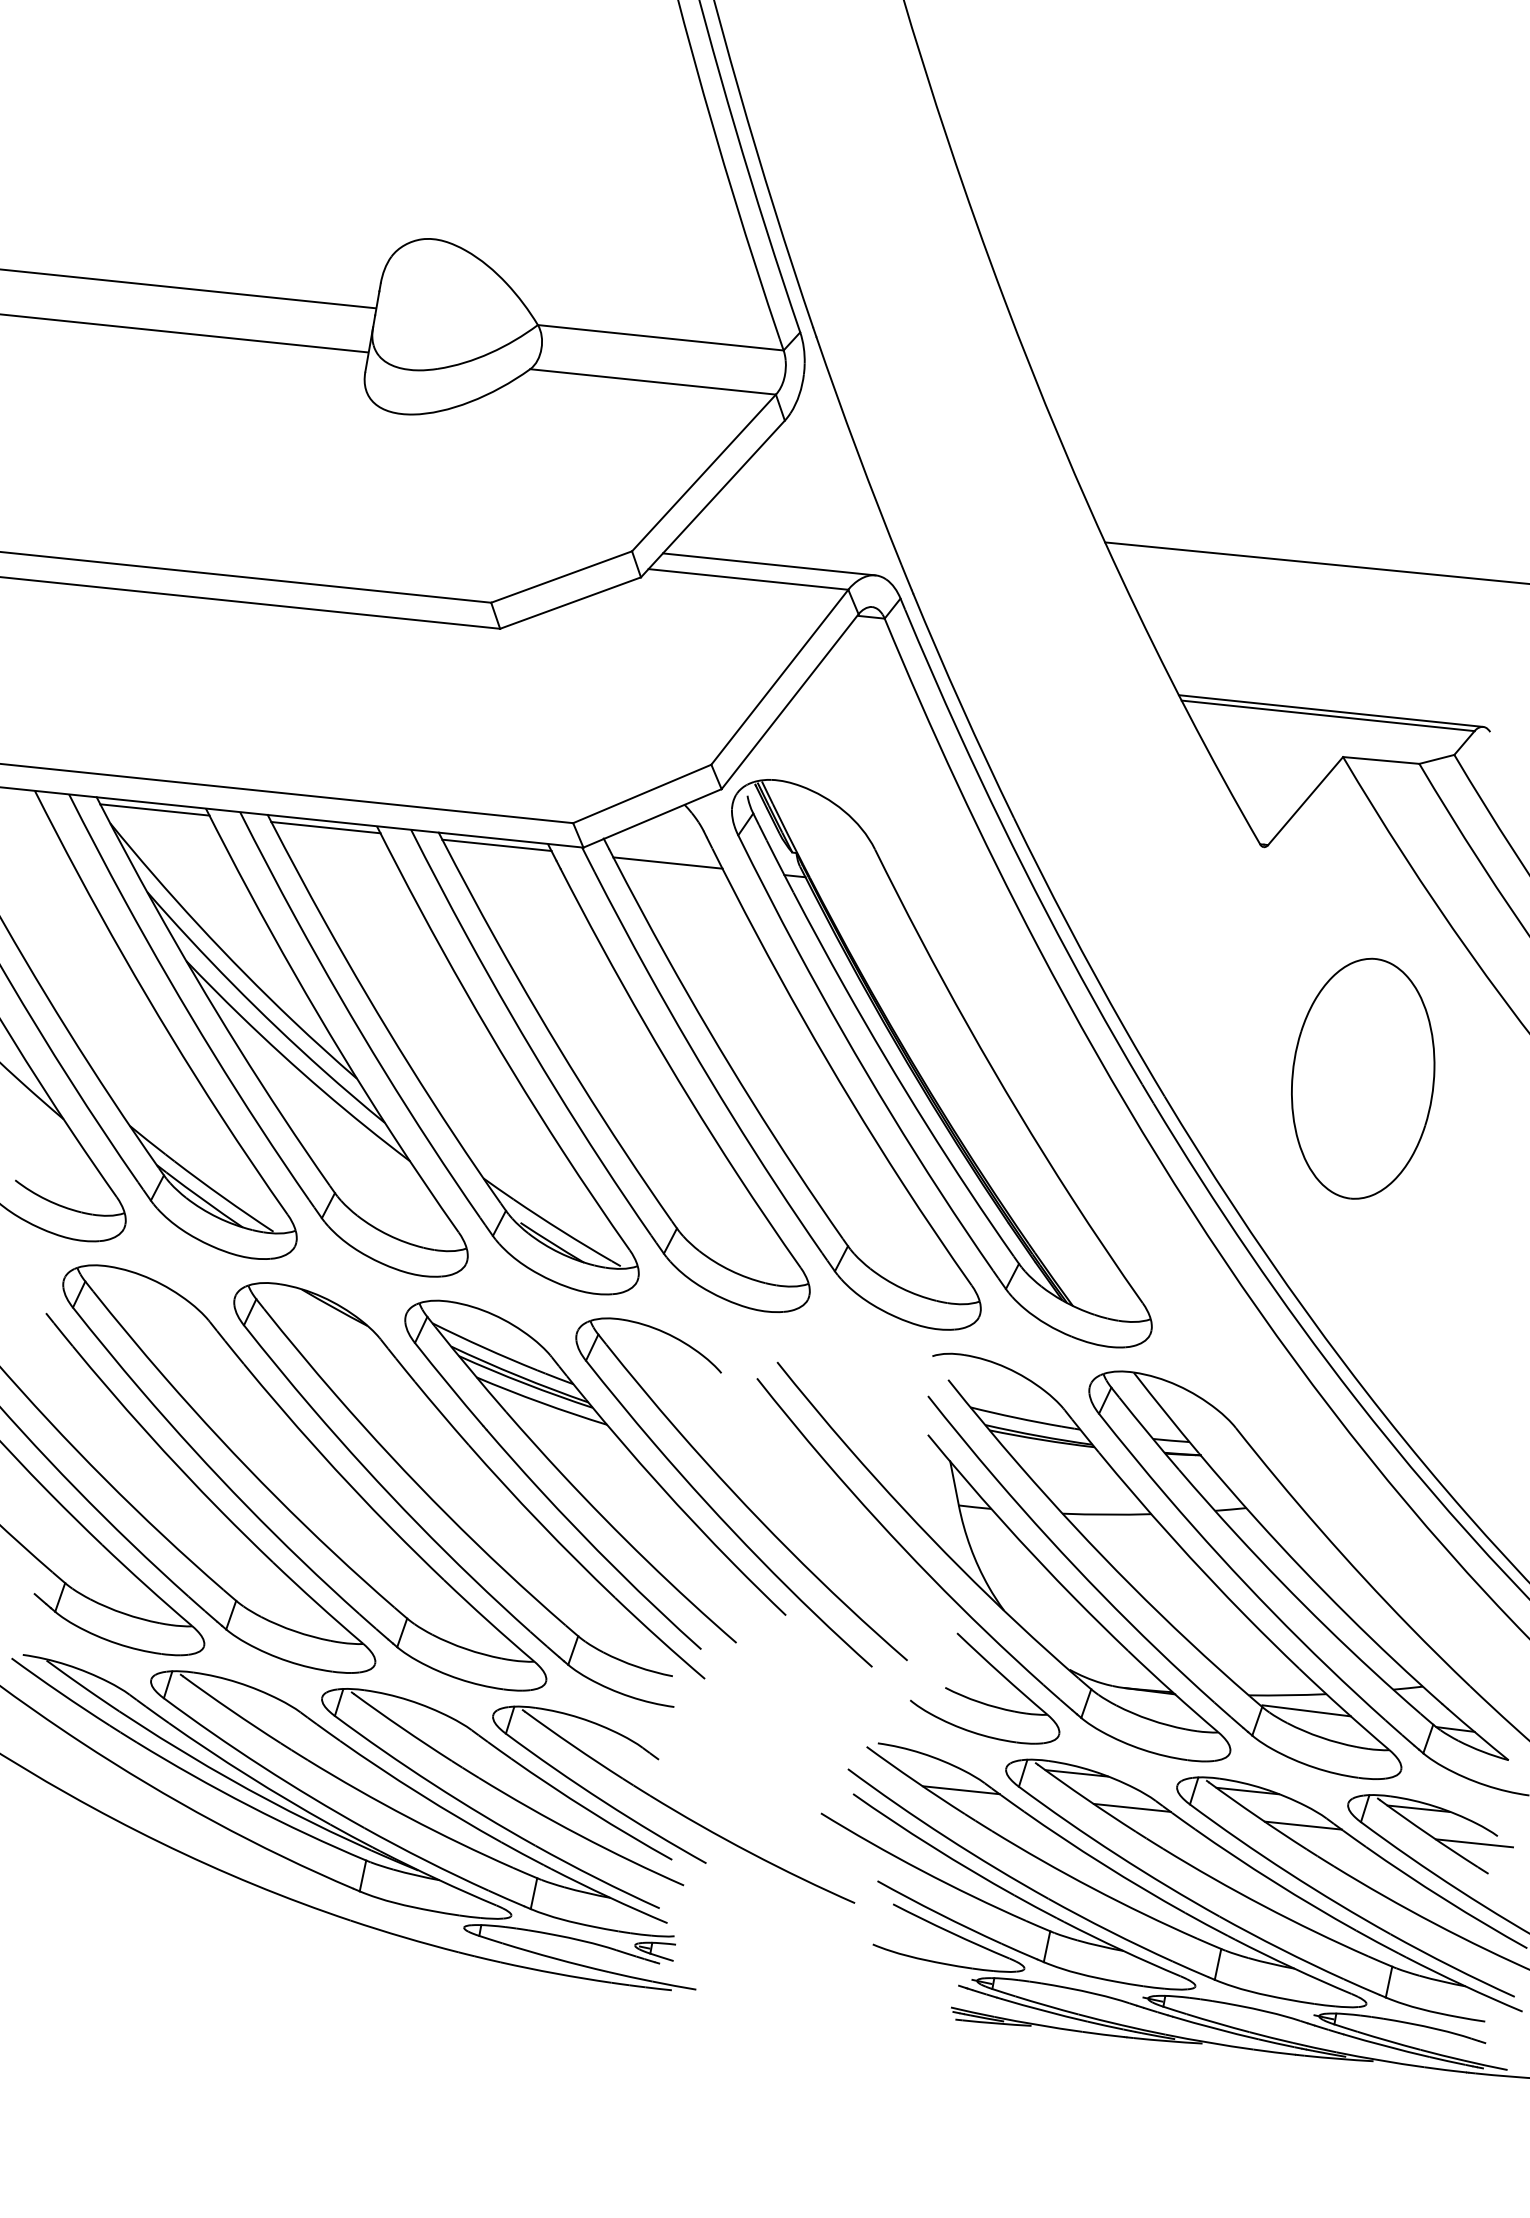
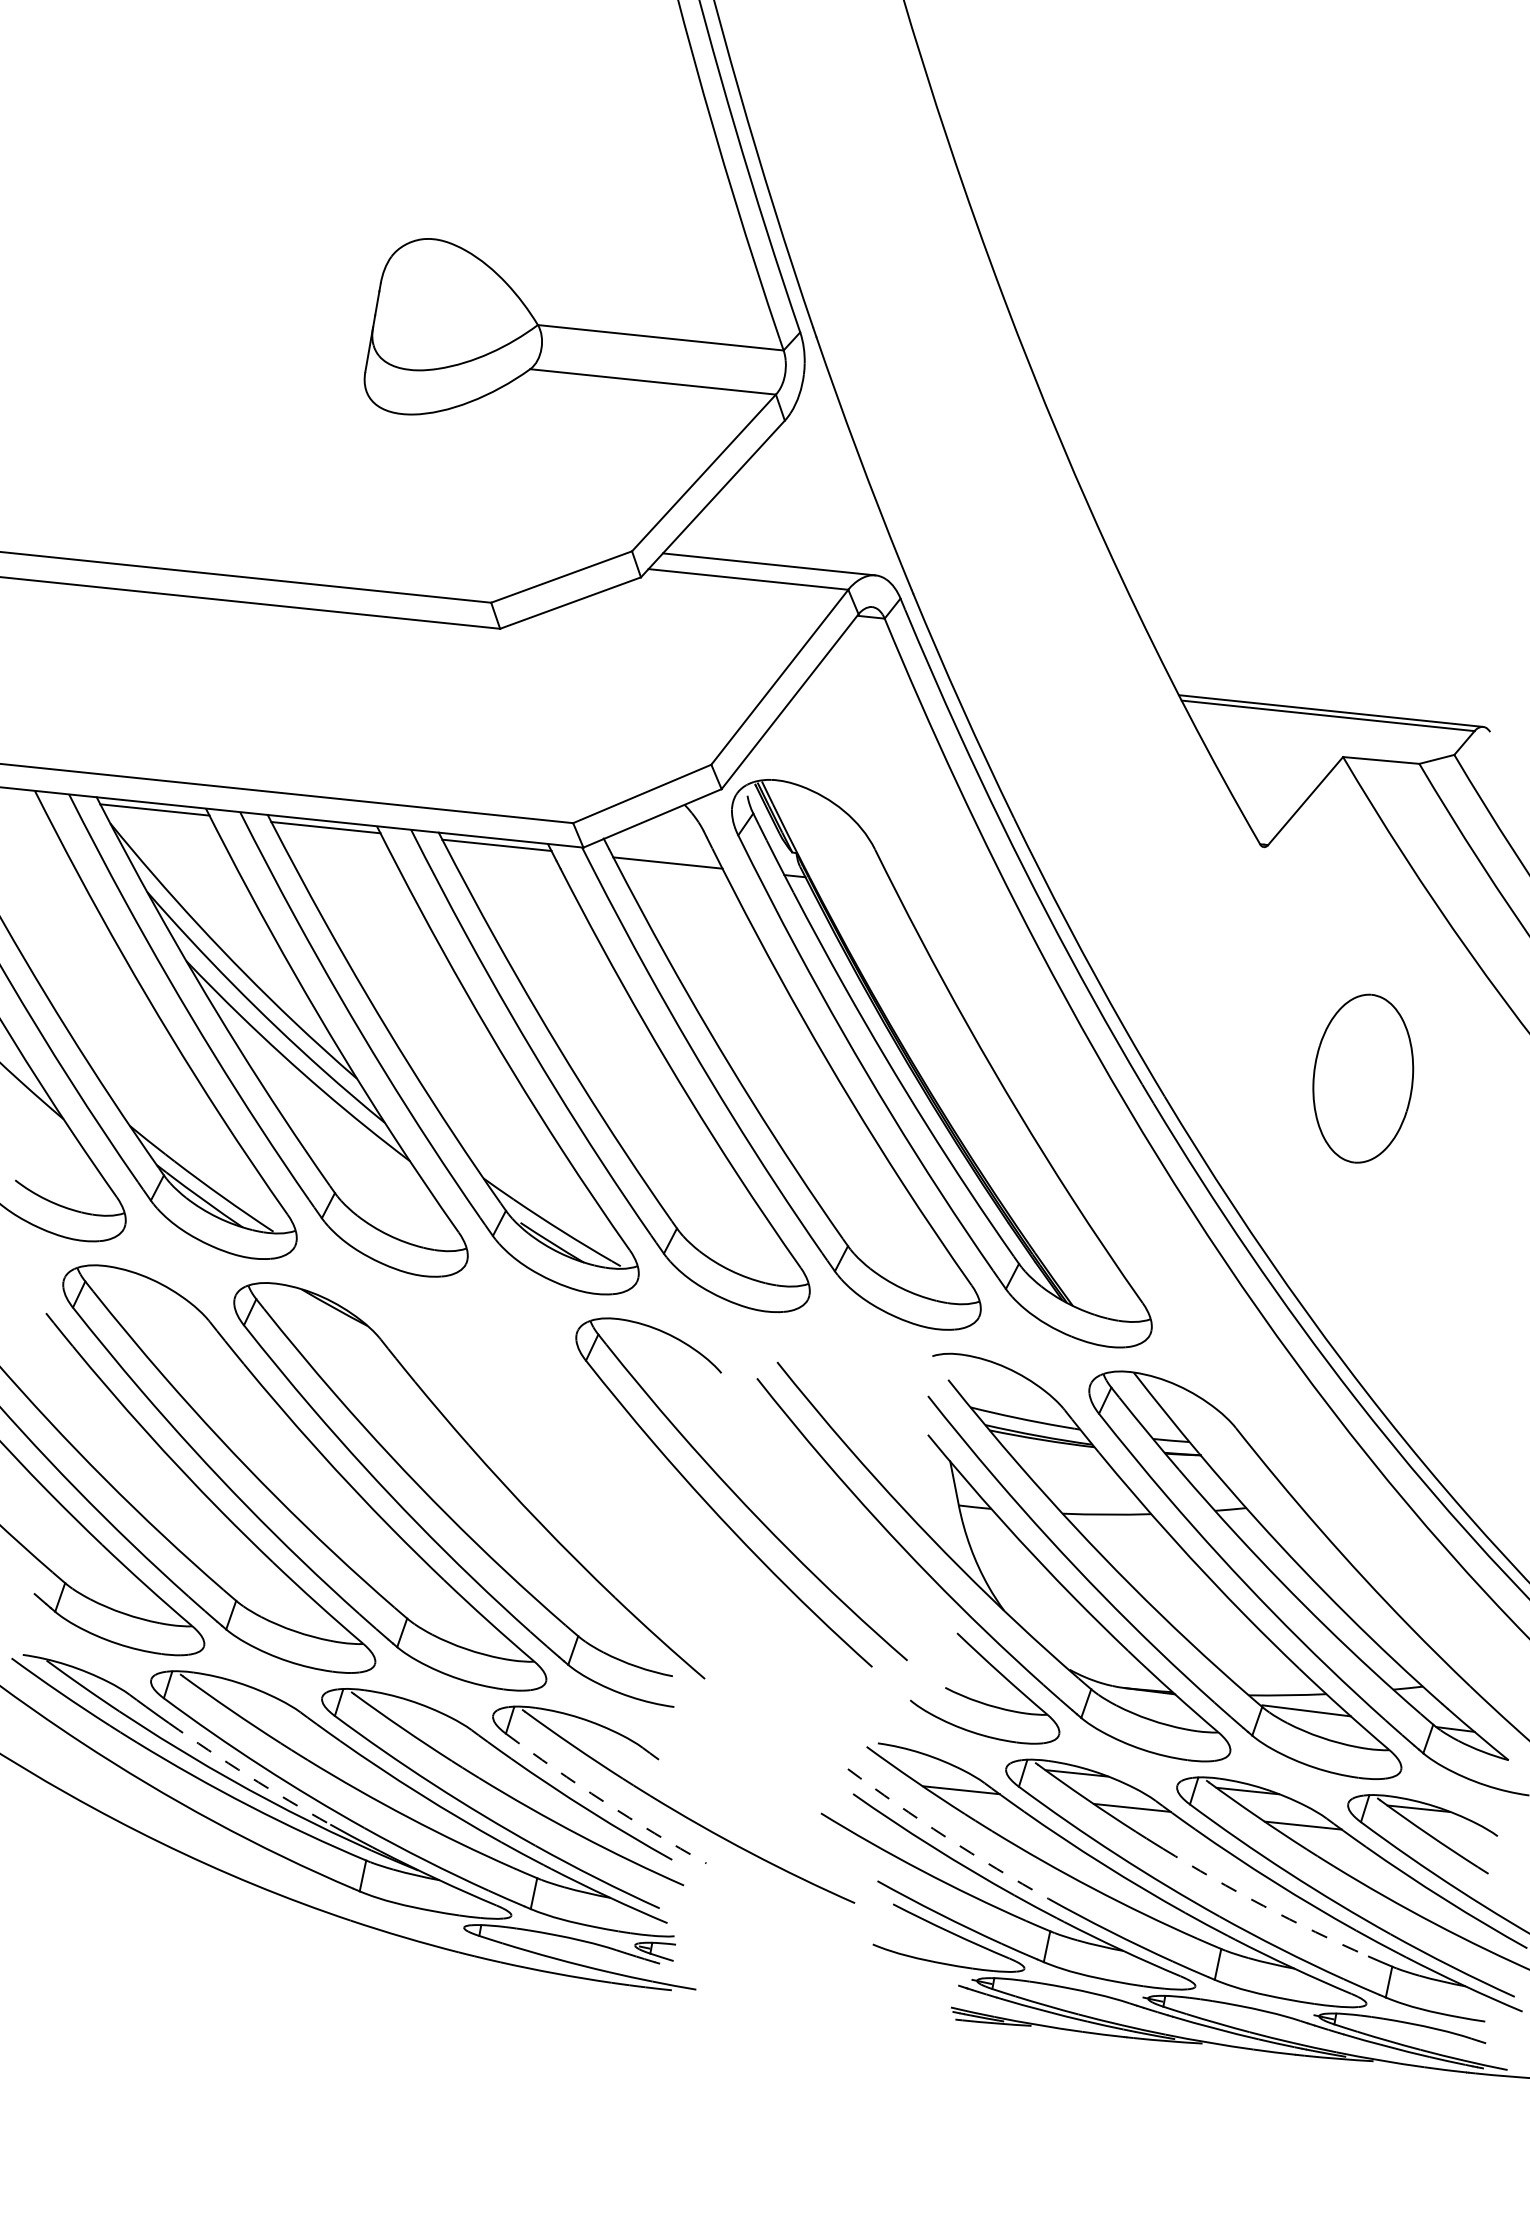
line: present -> none (188, 288)
line: present -> none (184, 333)
line: present -> none (1315, 562)
part size: 145x243 px -> 103x171 px (1363, 1078)
part: present -> none (578, 1490)
arc: solid -> dashed (248, 1775)
arc: solid -> dashed (604, 1801)
arc: solid -> dashed (946, 1837)
line: present -> none (1474, 1843)
arc: solid -> dashed (1263, 1906)
